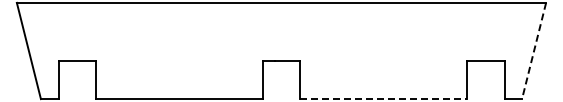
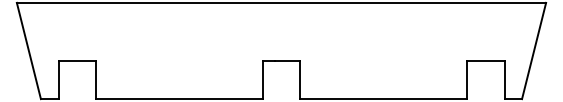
line: dashed -> solid (534, 51)
line: dashed -> solid (383, 99)
